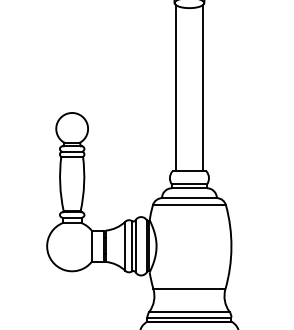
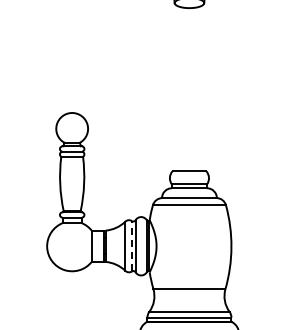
line: present -> none (176, 88)
line: present -> none (202, 88)
line: solid -> dashed (131, 245)
